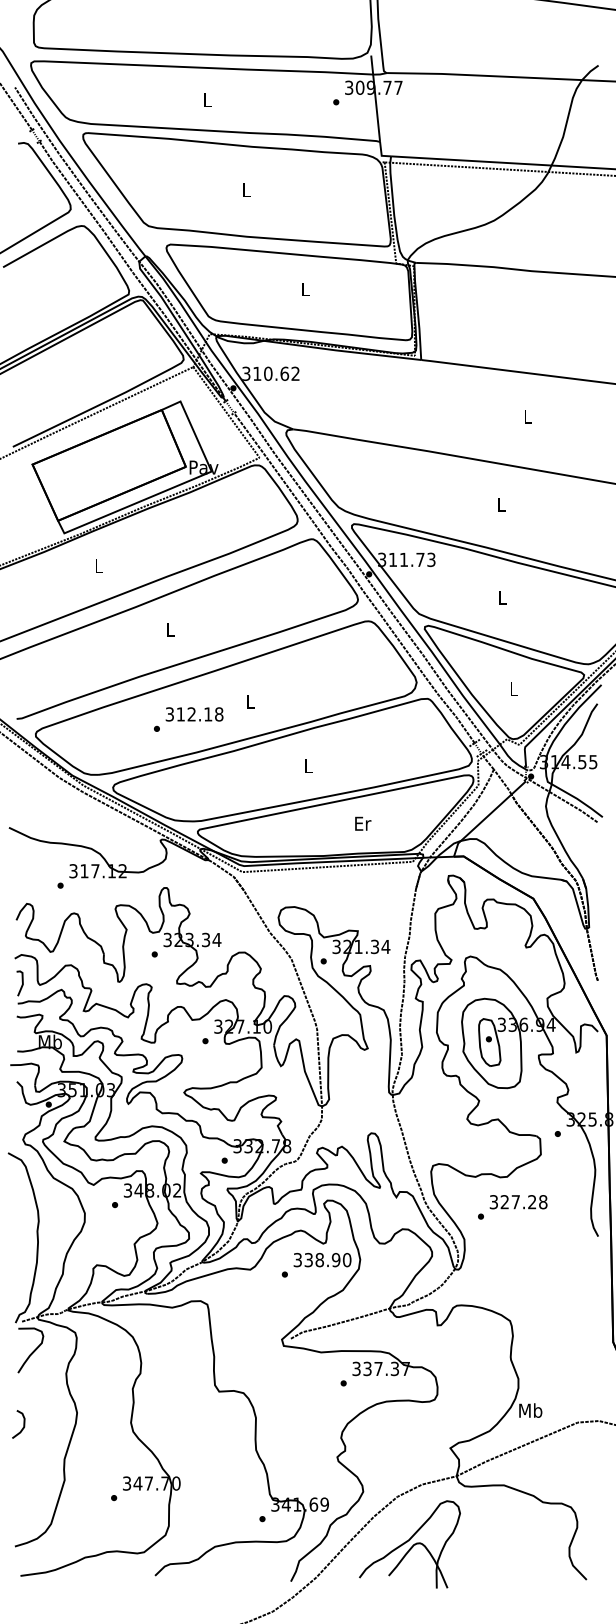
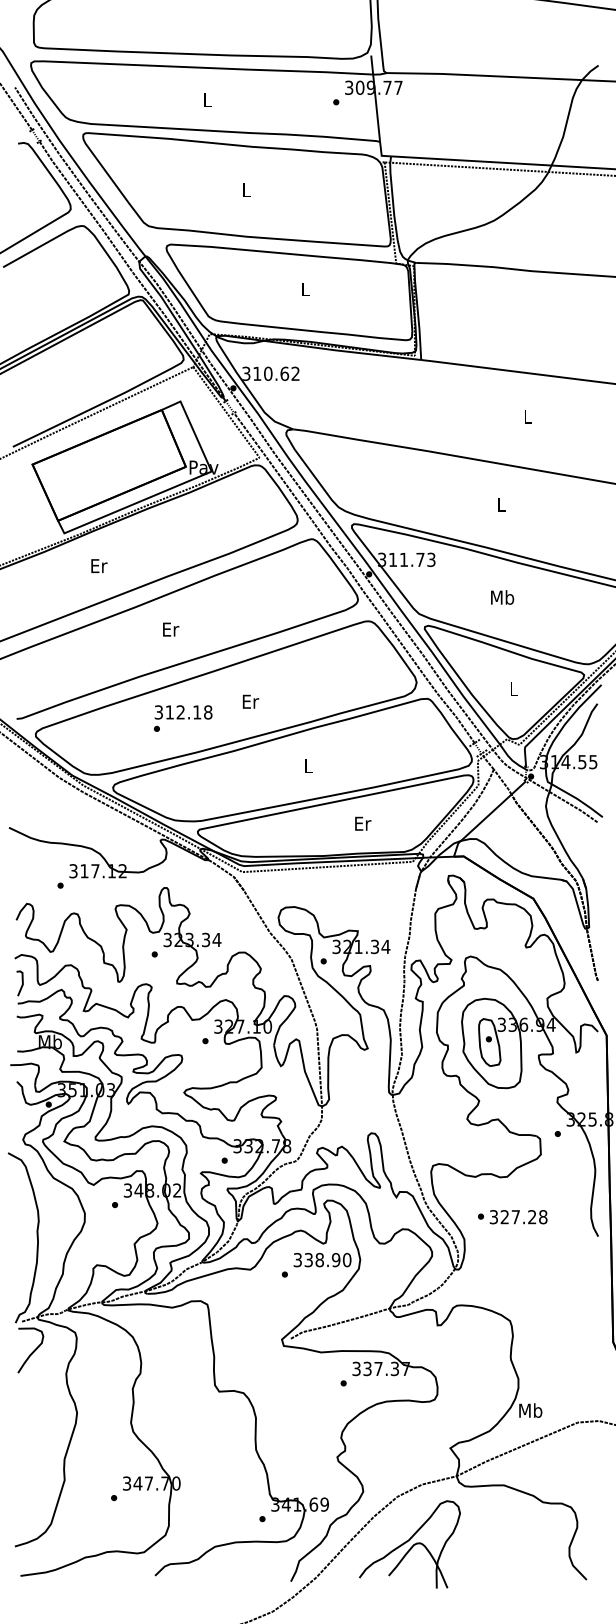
text: L -> Er (99, 566)
text: L -> Mb (502, 597)
text: L -> Er (171, 629)
text: L -> Er (250, 701)
text position: (194, 714) -> (183, 712) (183, 712)
text position: (518, 1202) -> (518, 1217) (518, 1217)
curve: present -> none (23, 1424)
